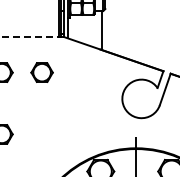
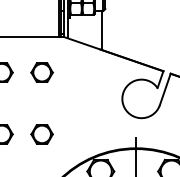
line: dashed -> solid (32, 37)
part: none -> present (41, 134)
